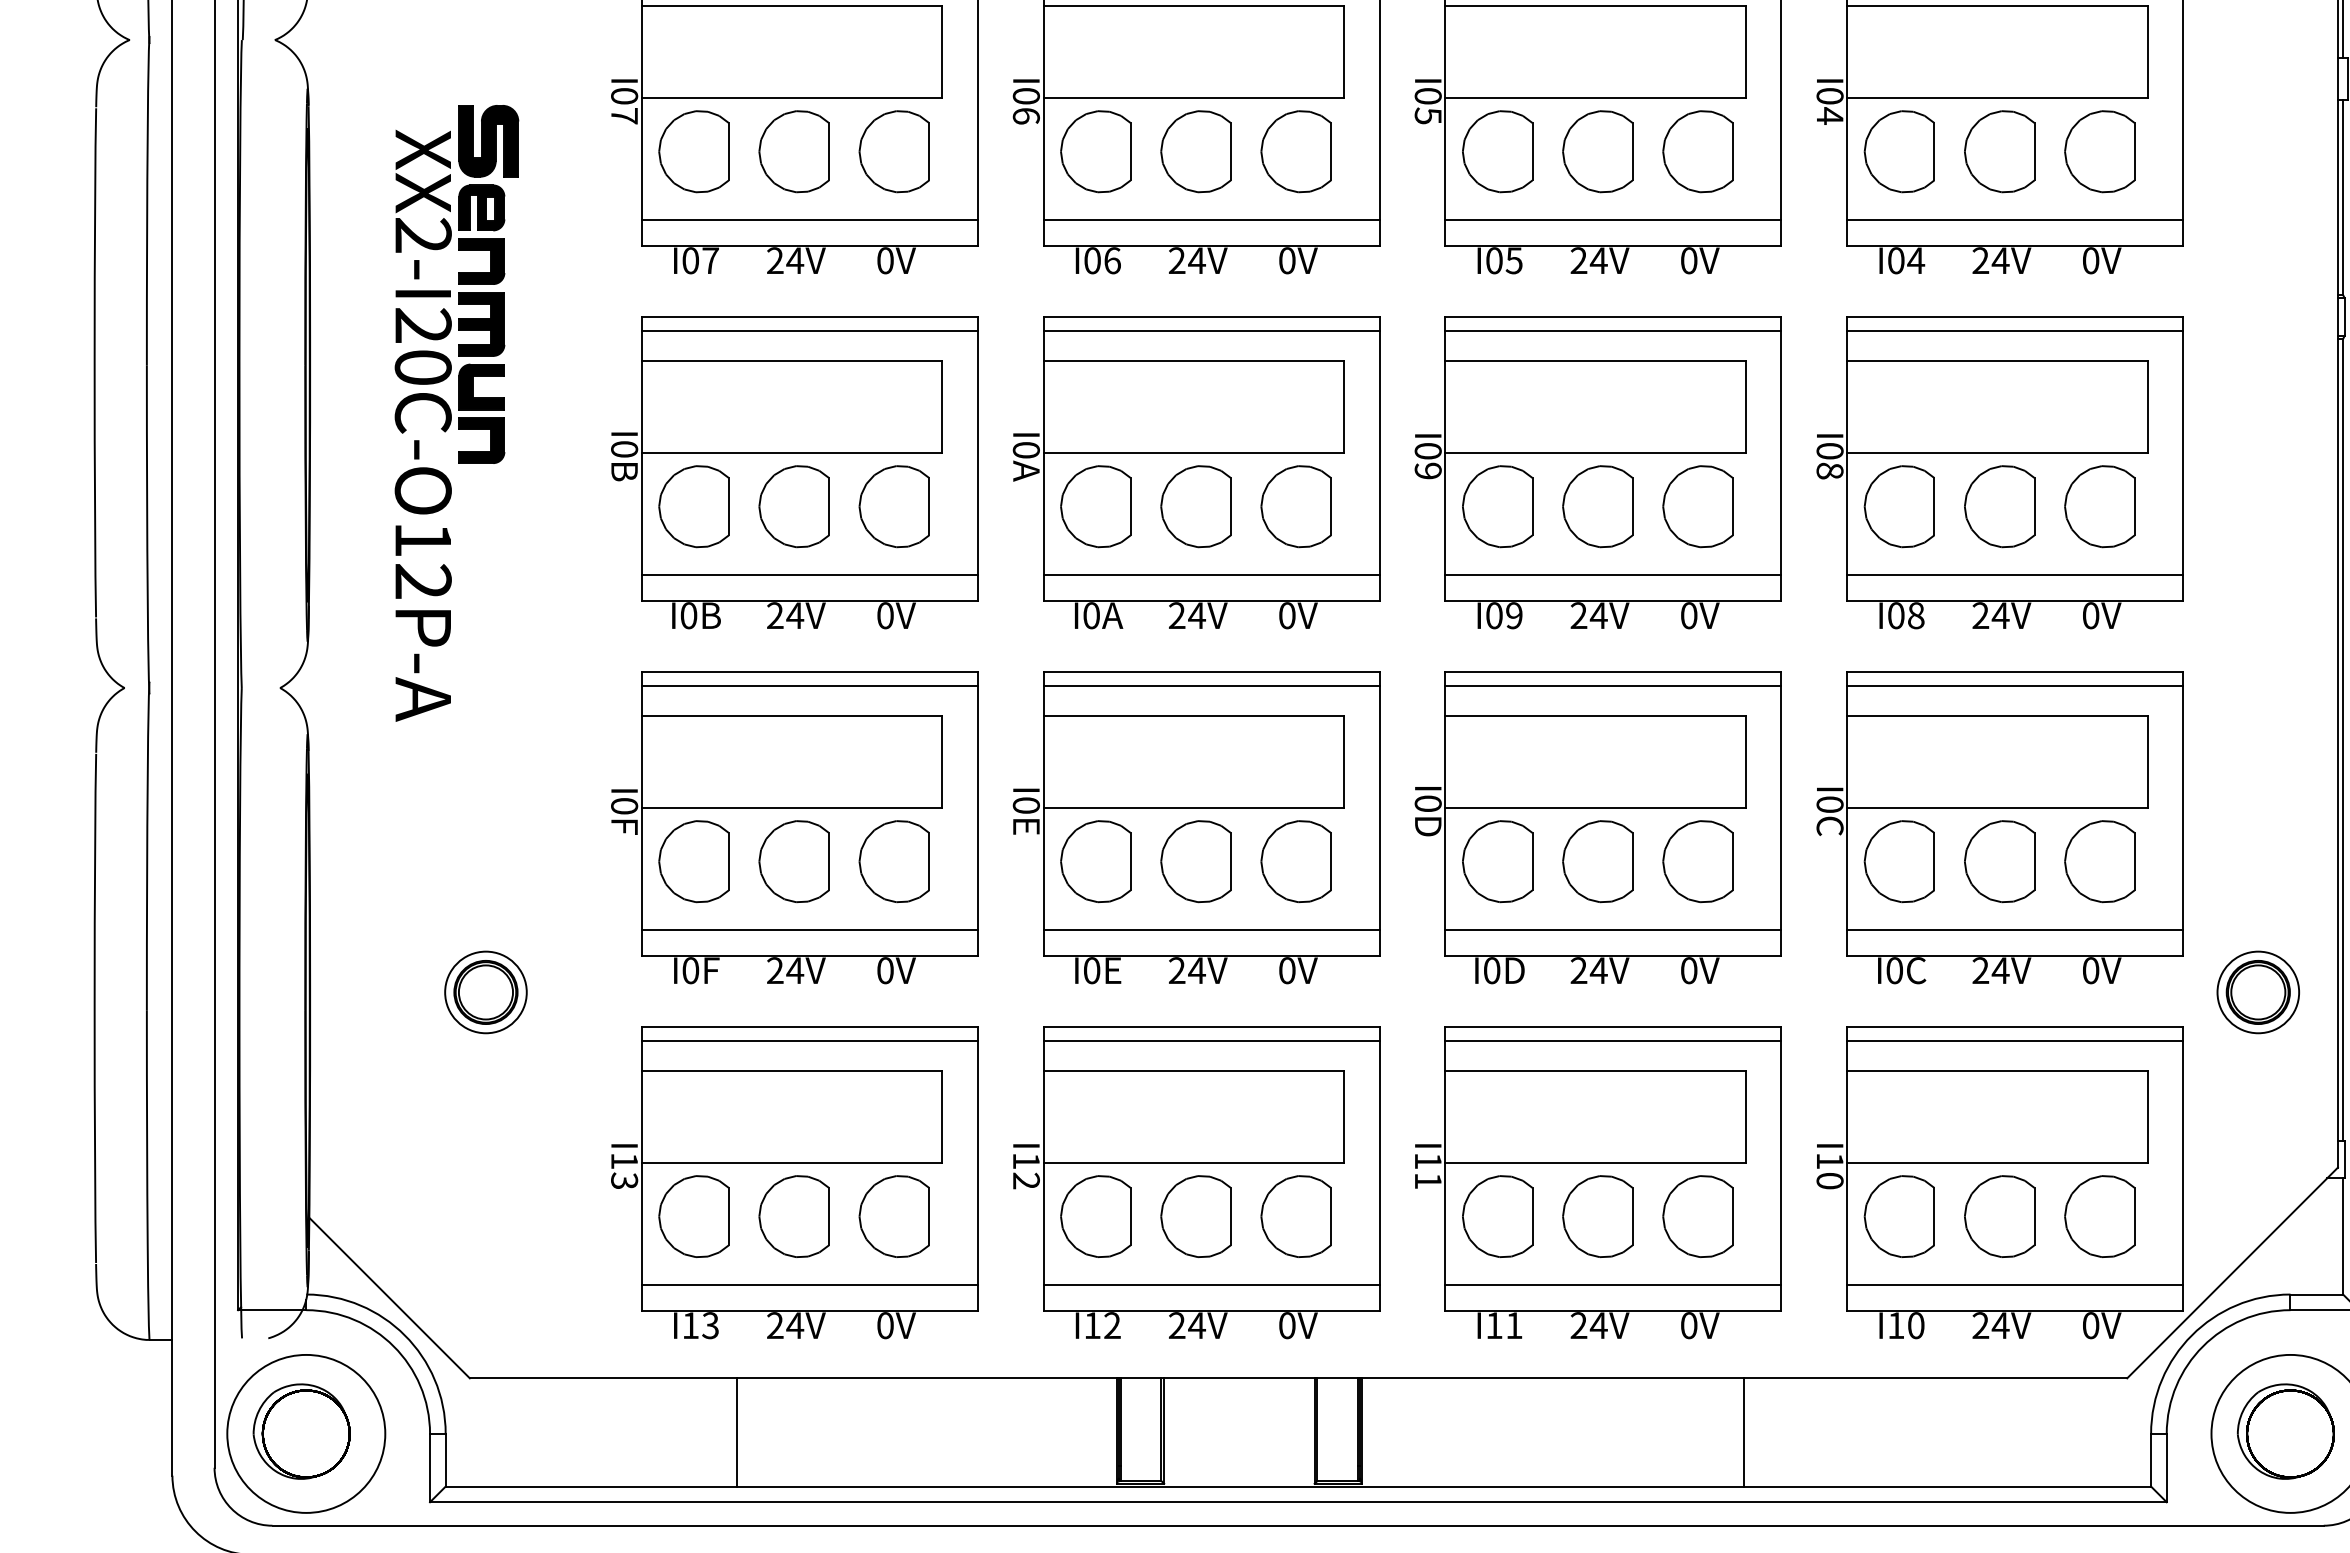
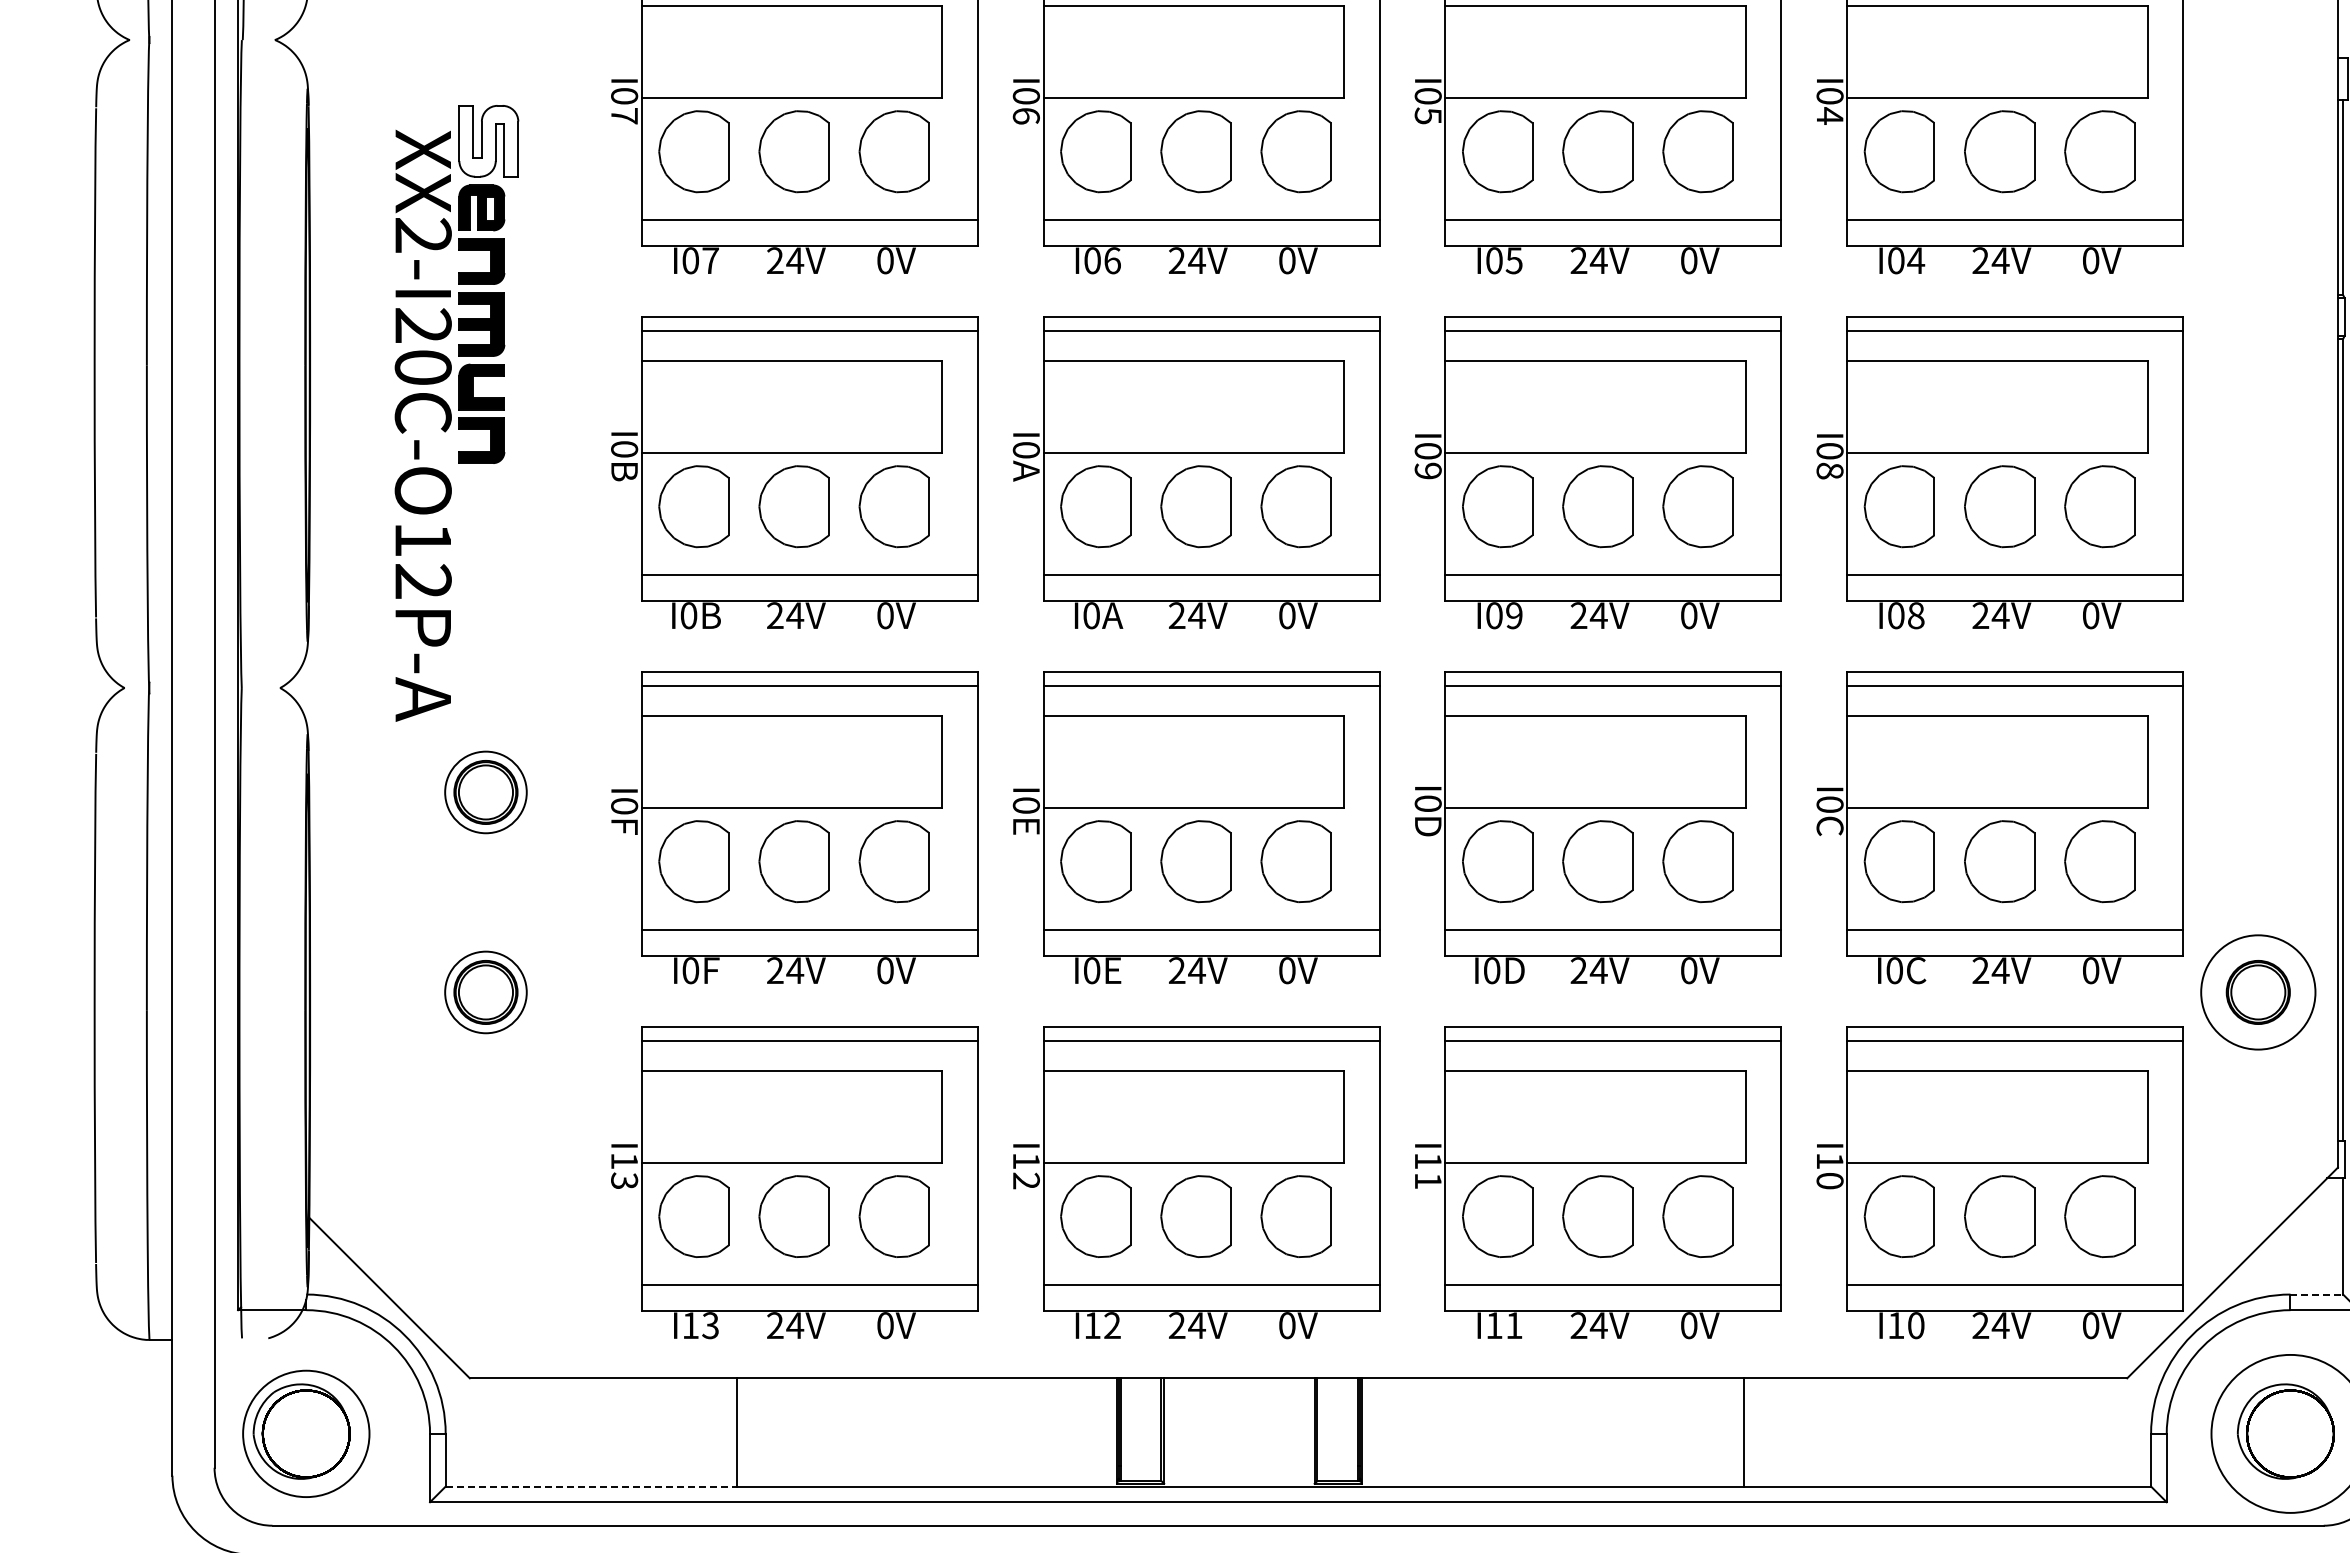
line: present -> none (2343, 29)
fill: present -> none (488, 140)
part: none -> present (485, 792)
circle diameter: 82 px -> 114 px (2258, 992)
line: solid -> dashed (2317, 1294)
circle diameter: 158 px -> 126 px (306, 1433)
line: solid -> dashed (591, 1486)
